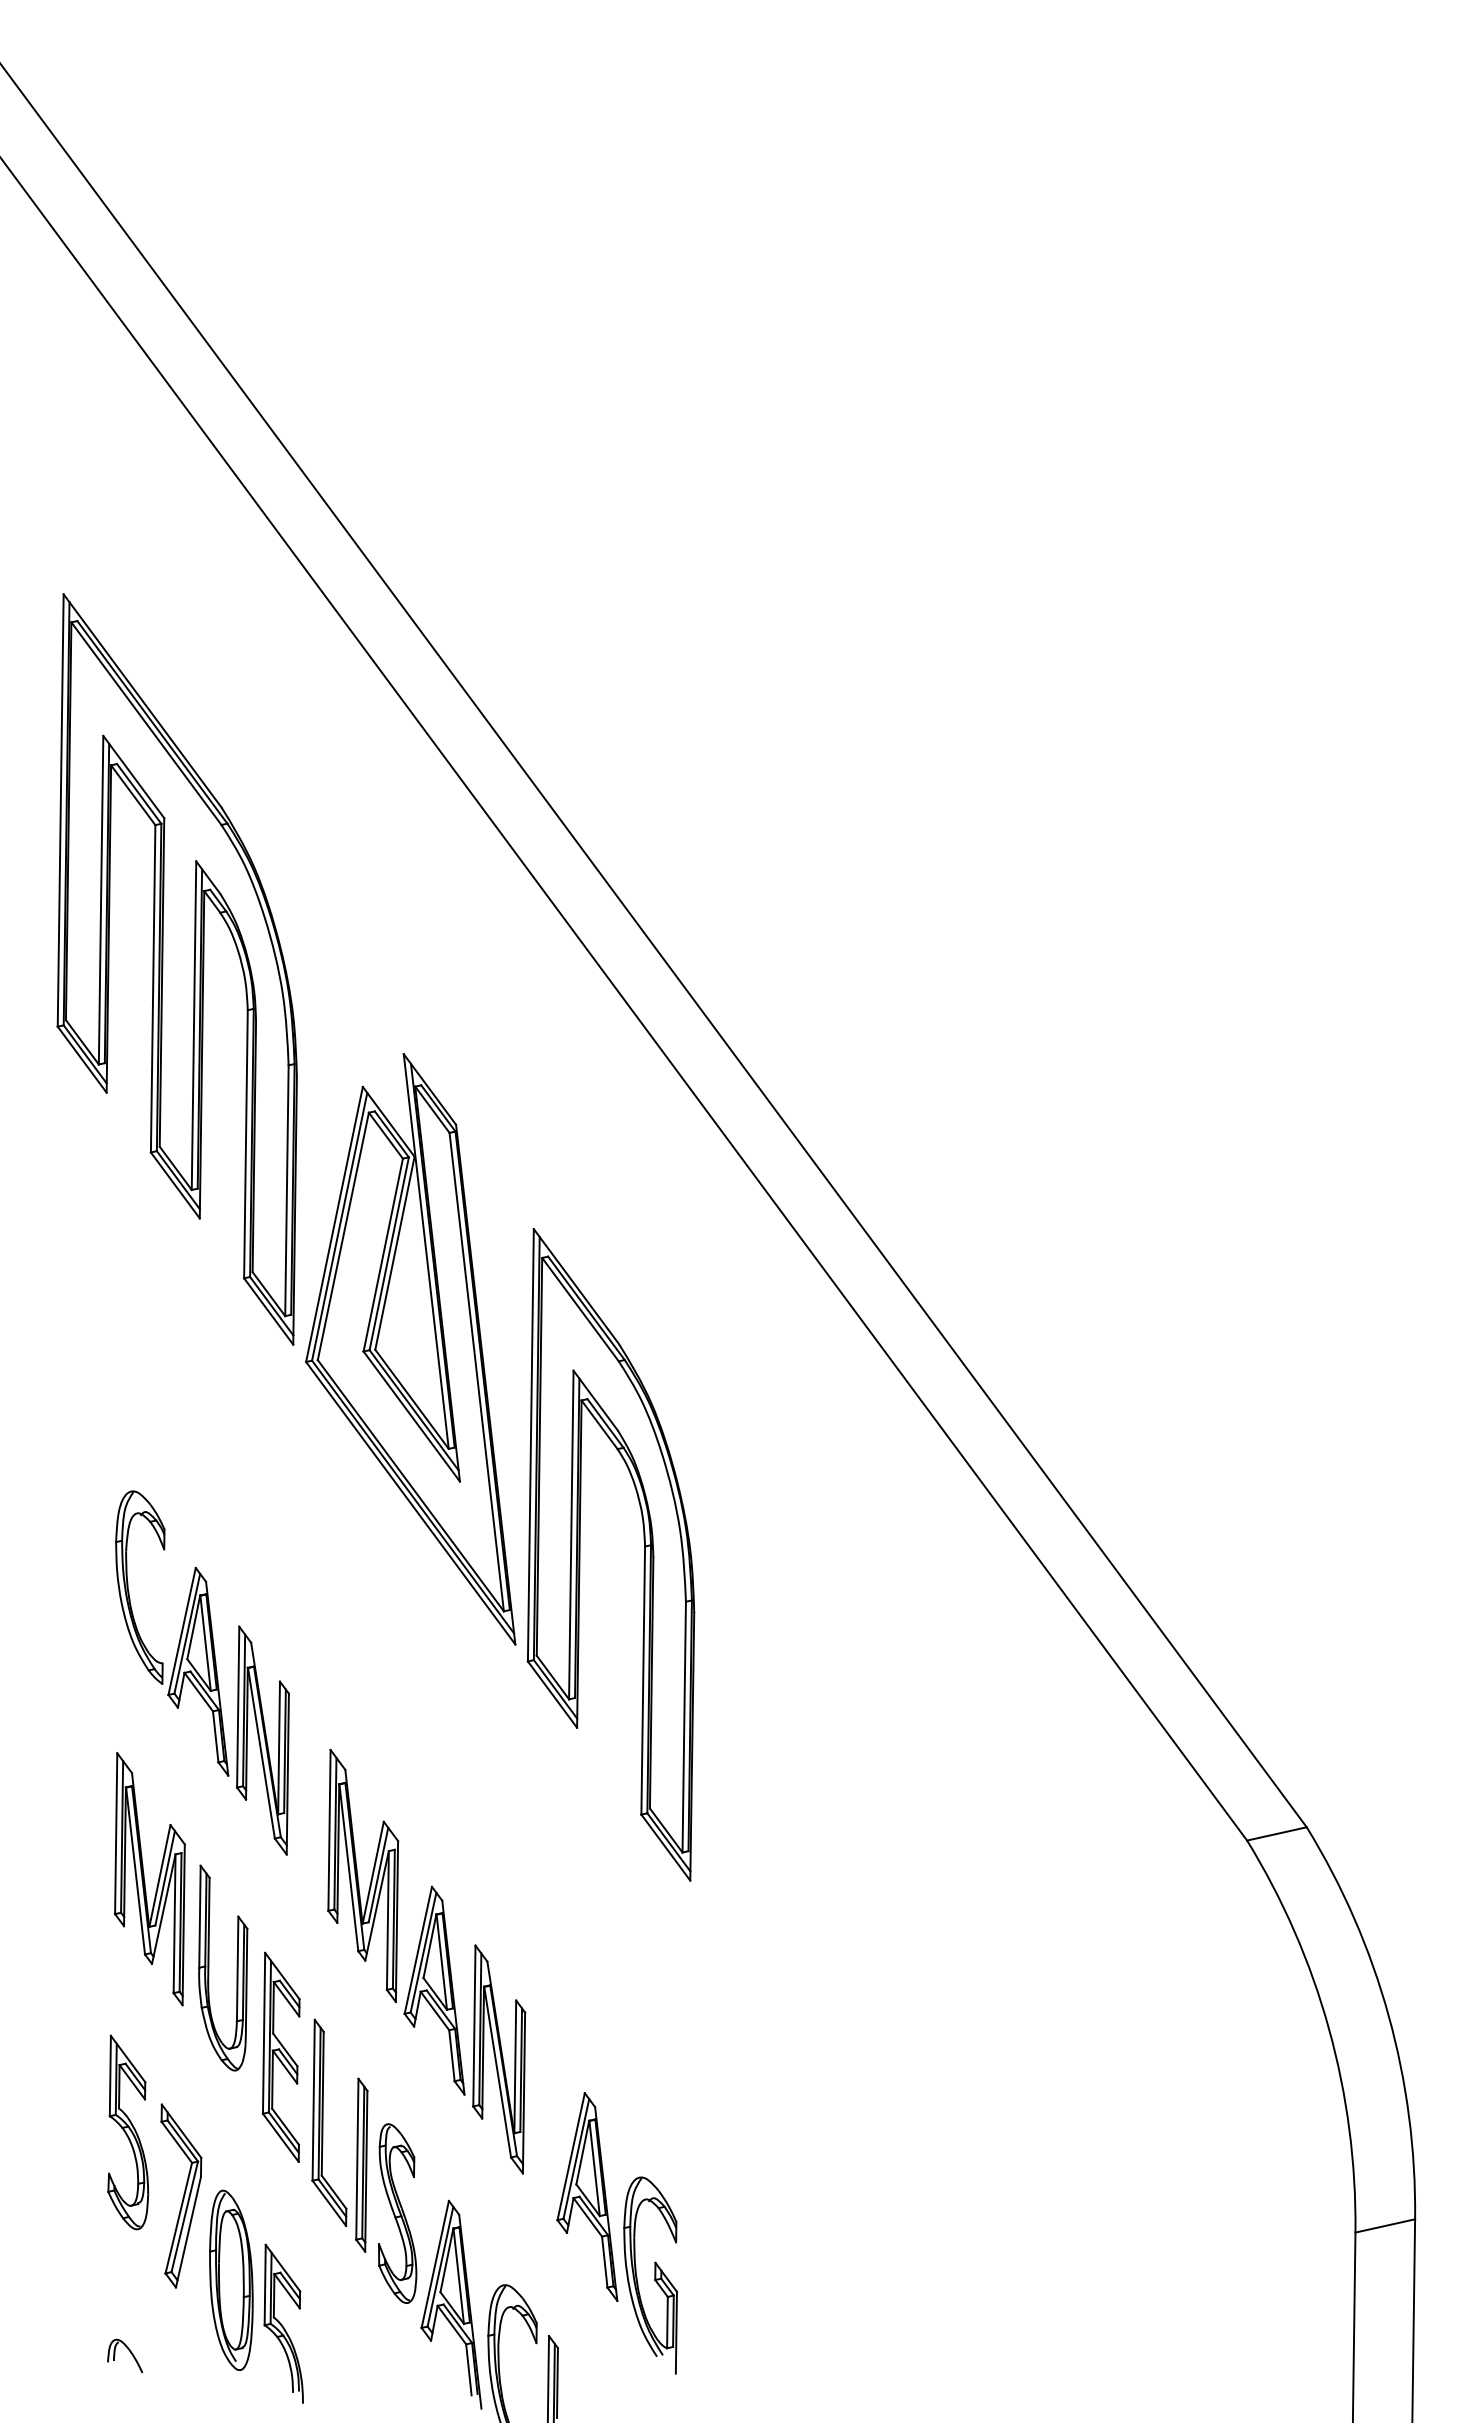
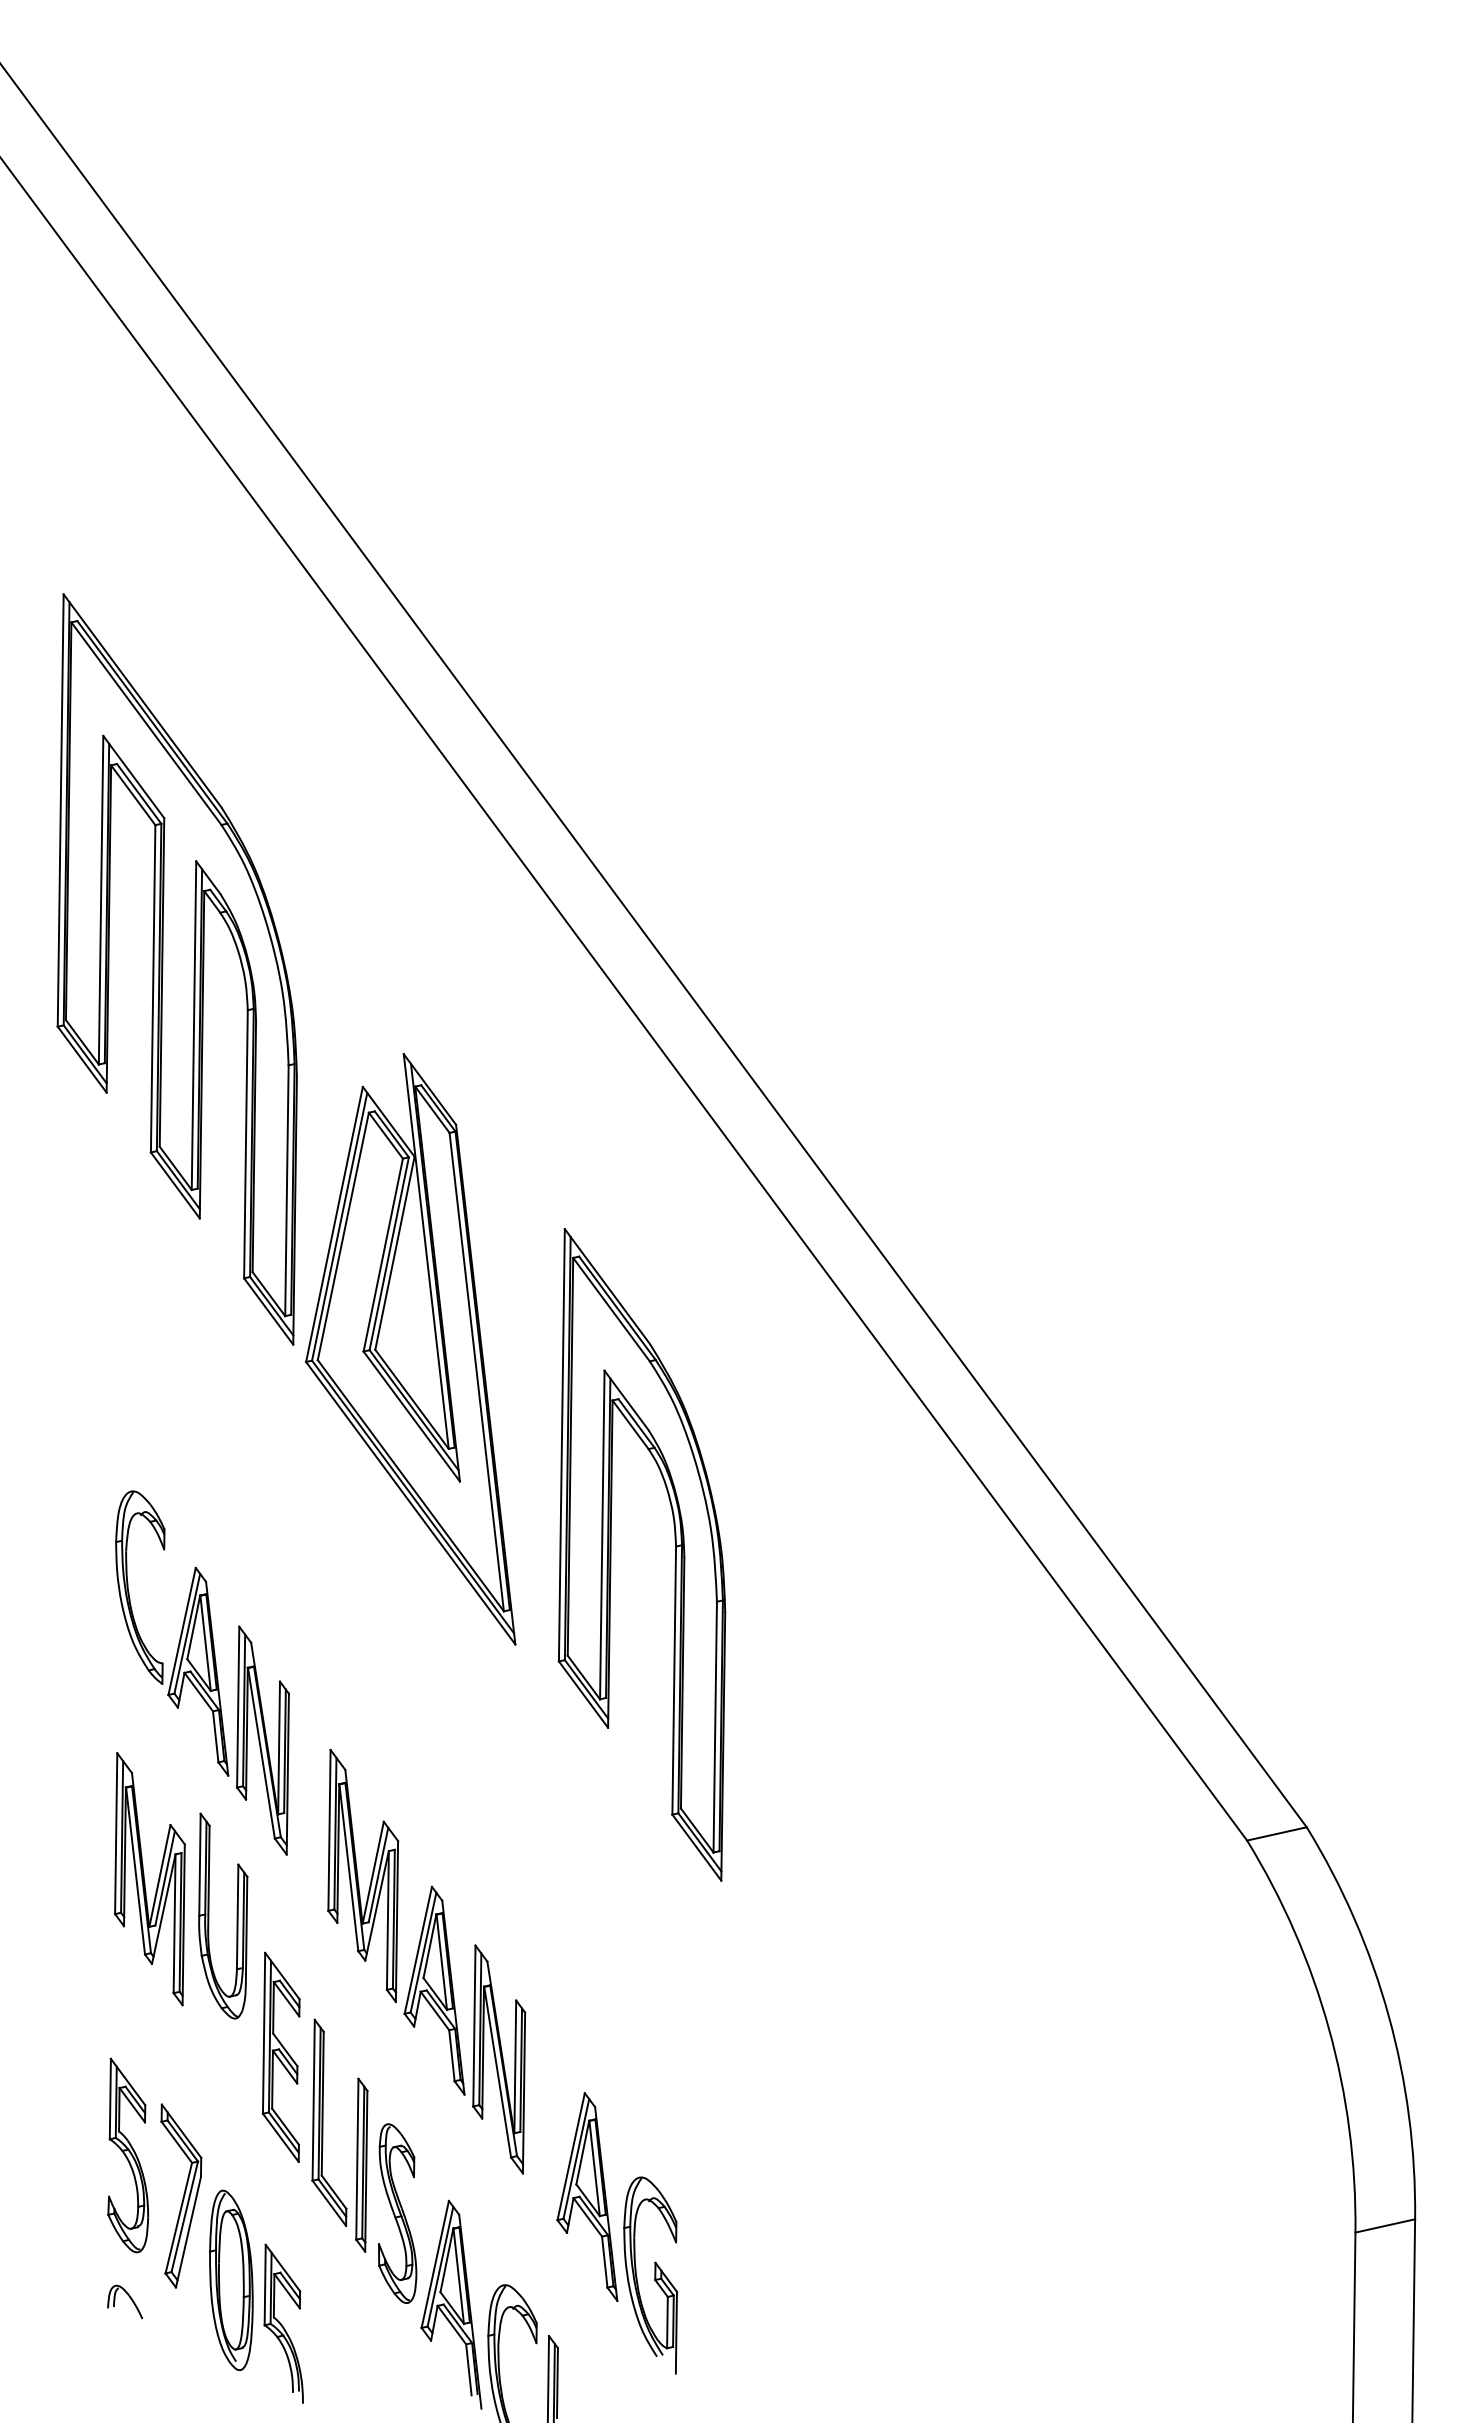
part position: (580, 1554) -> (611, 1554) (611, 1554)
part position: (236, 1967) -> (236, 1915) (236, 1915)
part position: (128, 2132) -> (128, 2155) (128, 2155)
part position: (125, 2355) -> (125, 2301) (125, 2301)
